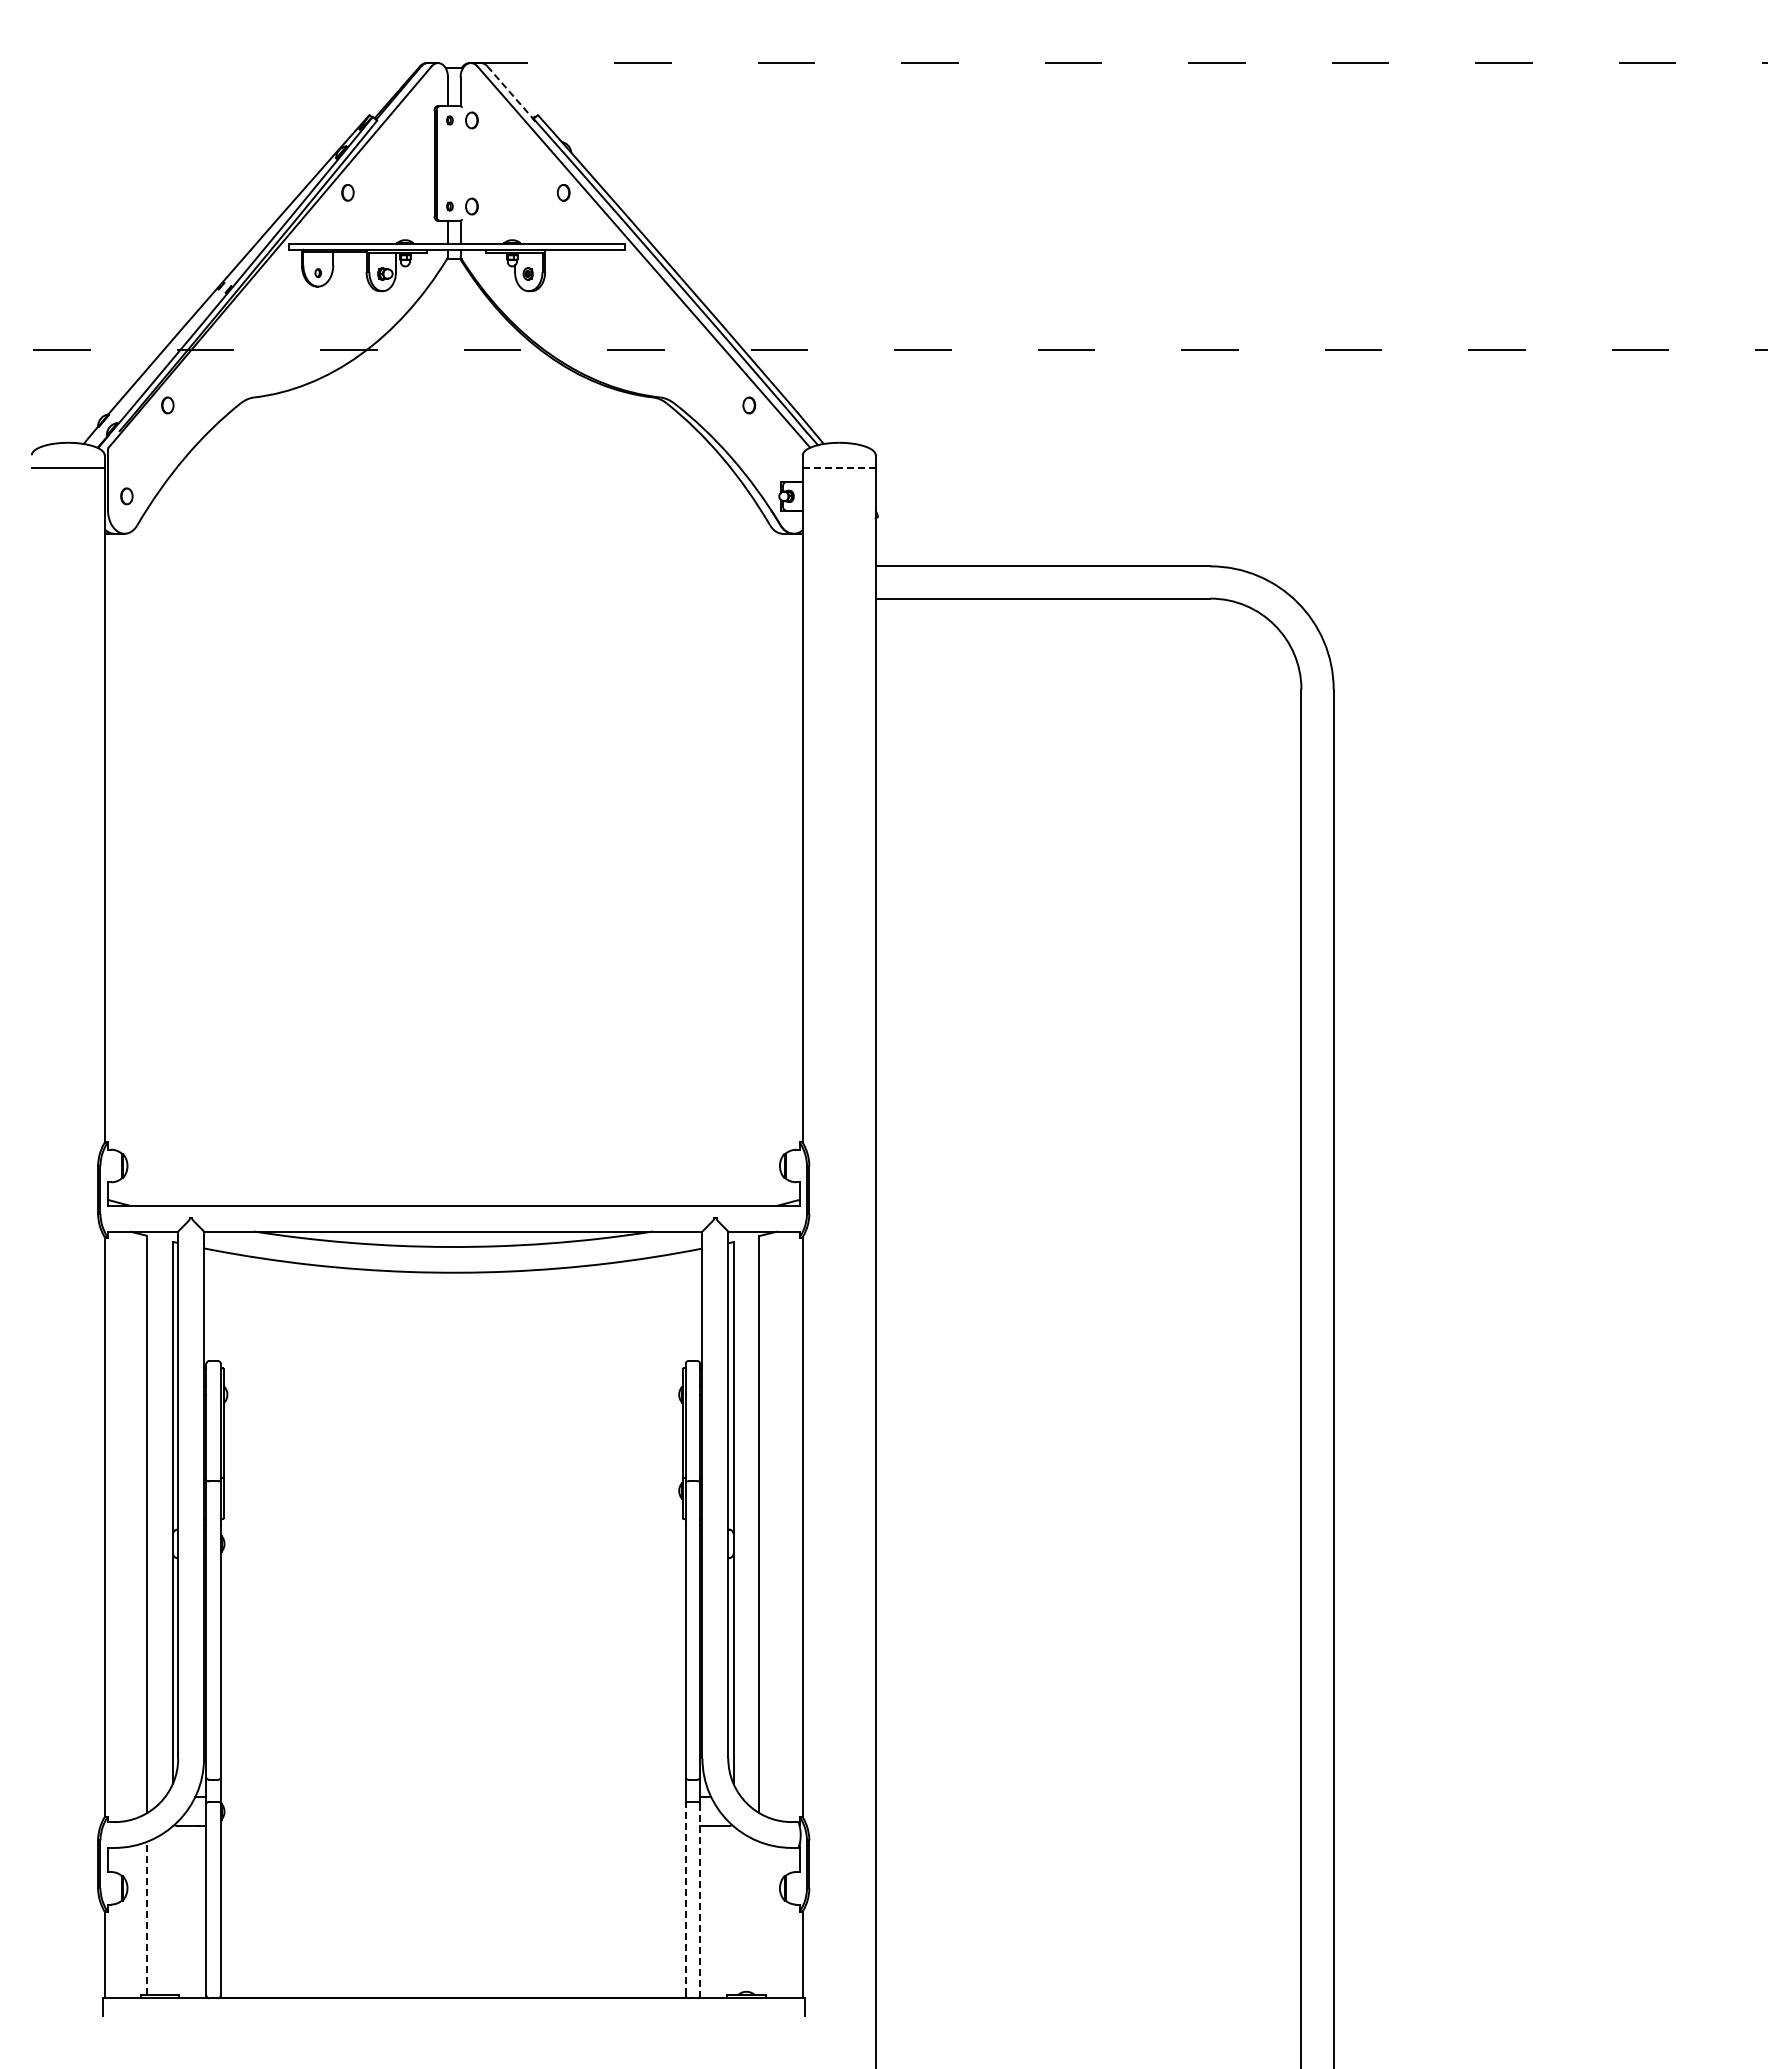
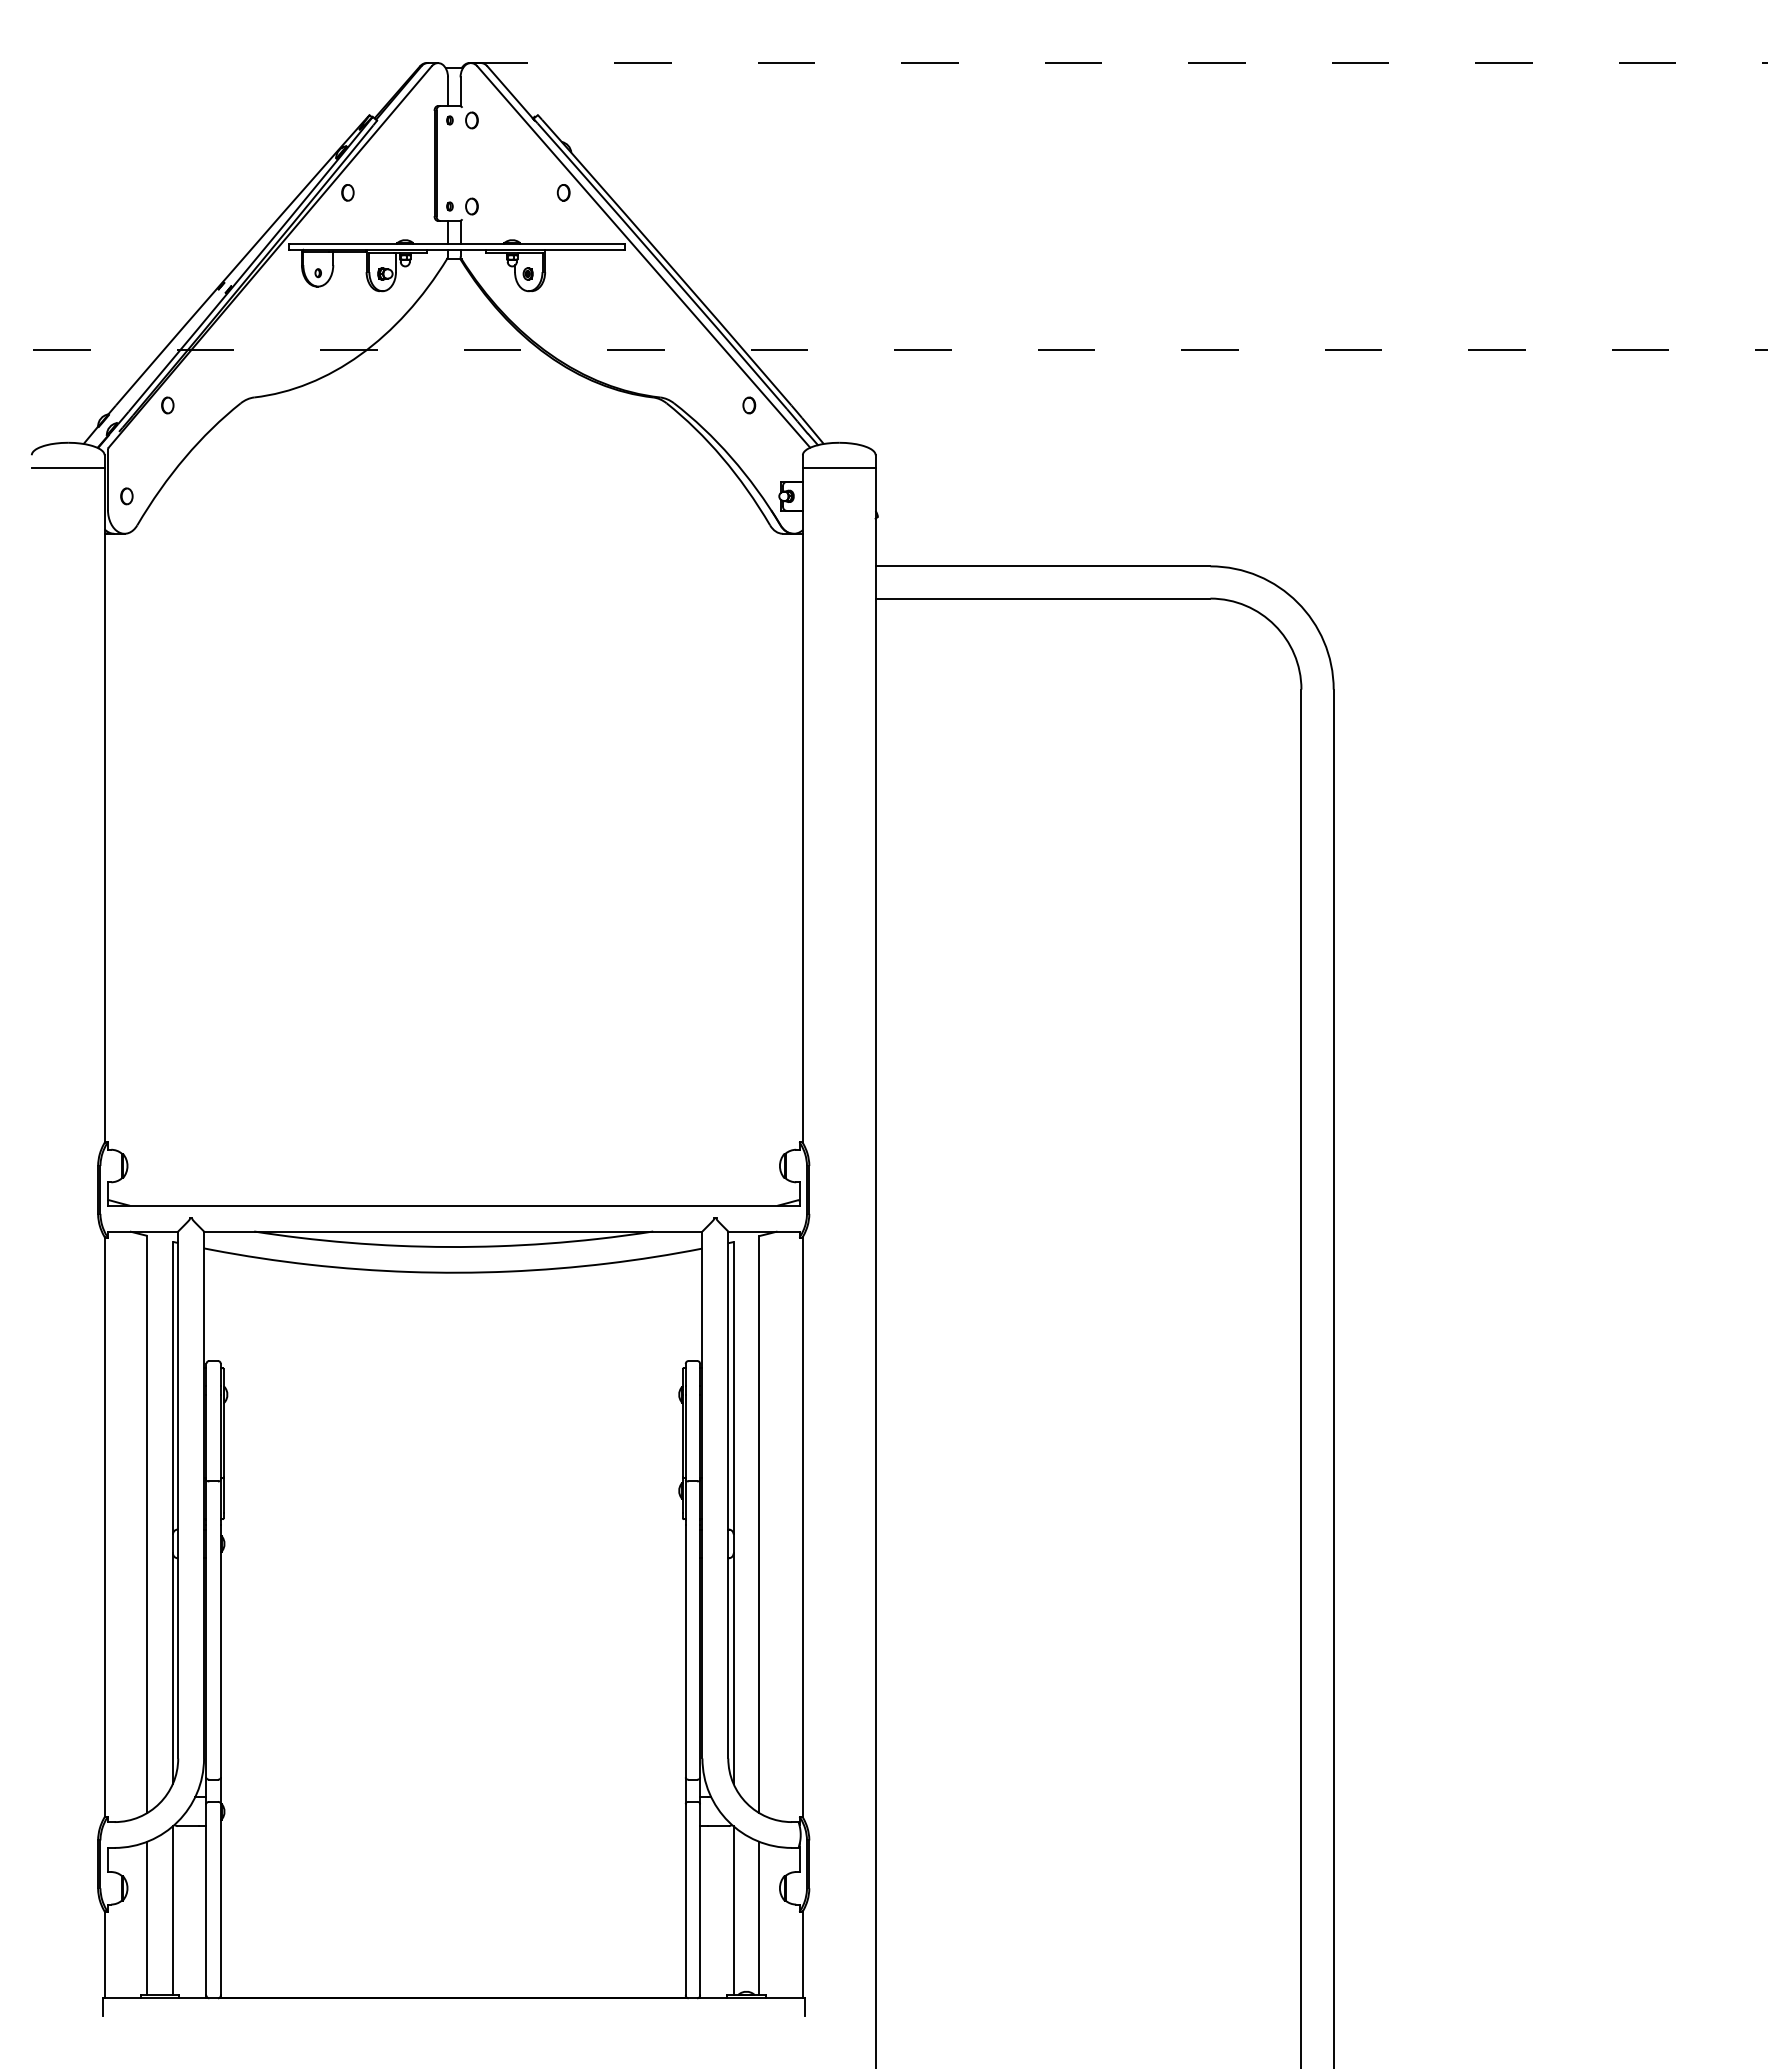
line: dashed -> solid (510, 93)
line: dashed -> solid (838, 467)
line: dashed -> solid (685, 1899)
line: dashed -> solid (700, 1899)
line: none -> present (173, 1910)
line: none -> present (733, 1910)
line: dashed -> solid (147, 1918)
line: none -> present (759, 1918)
